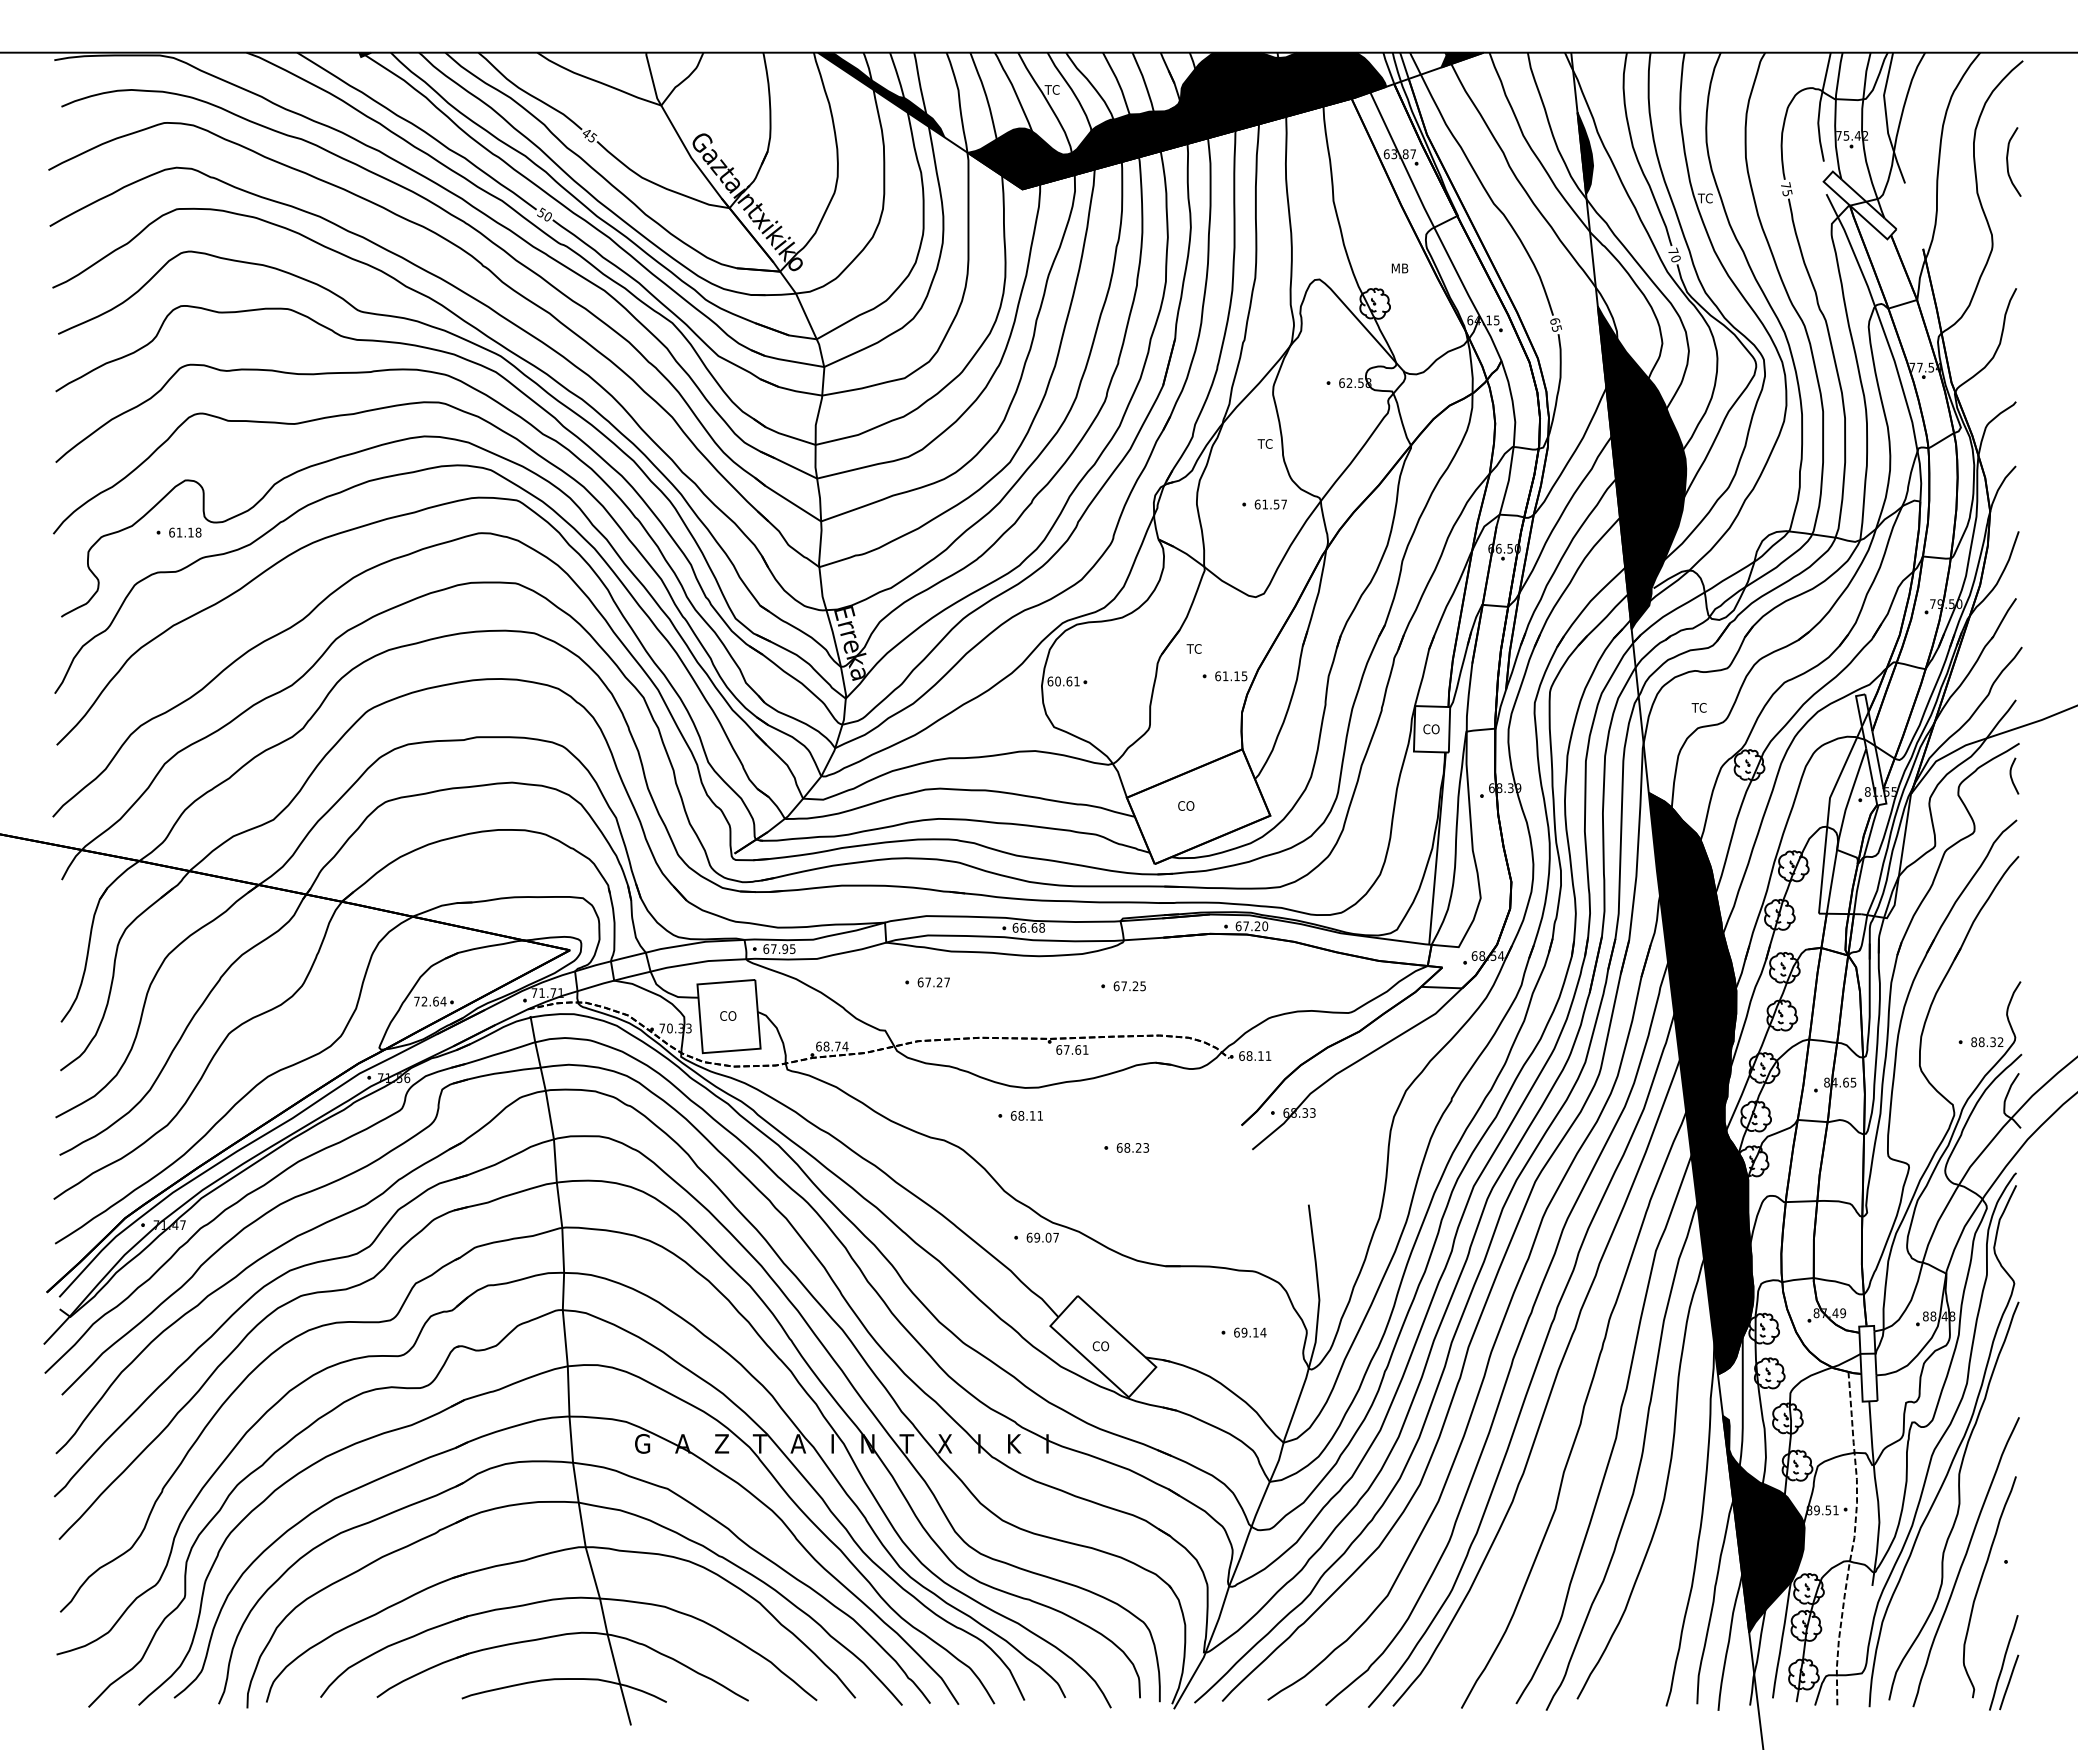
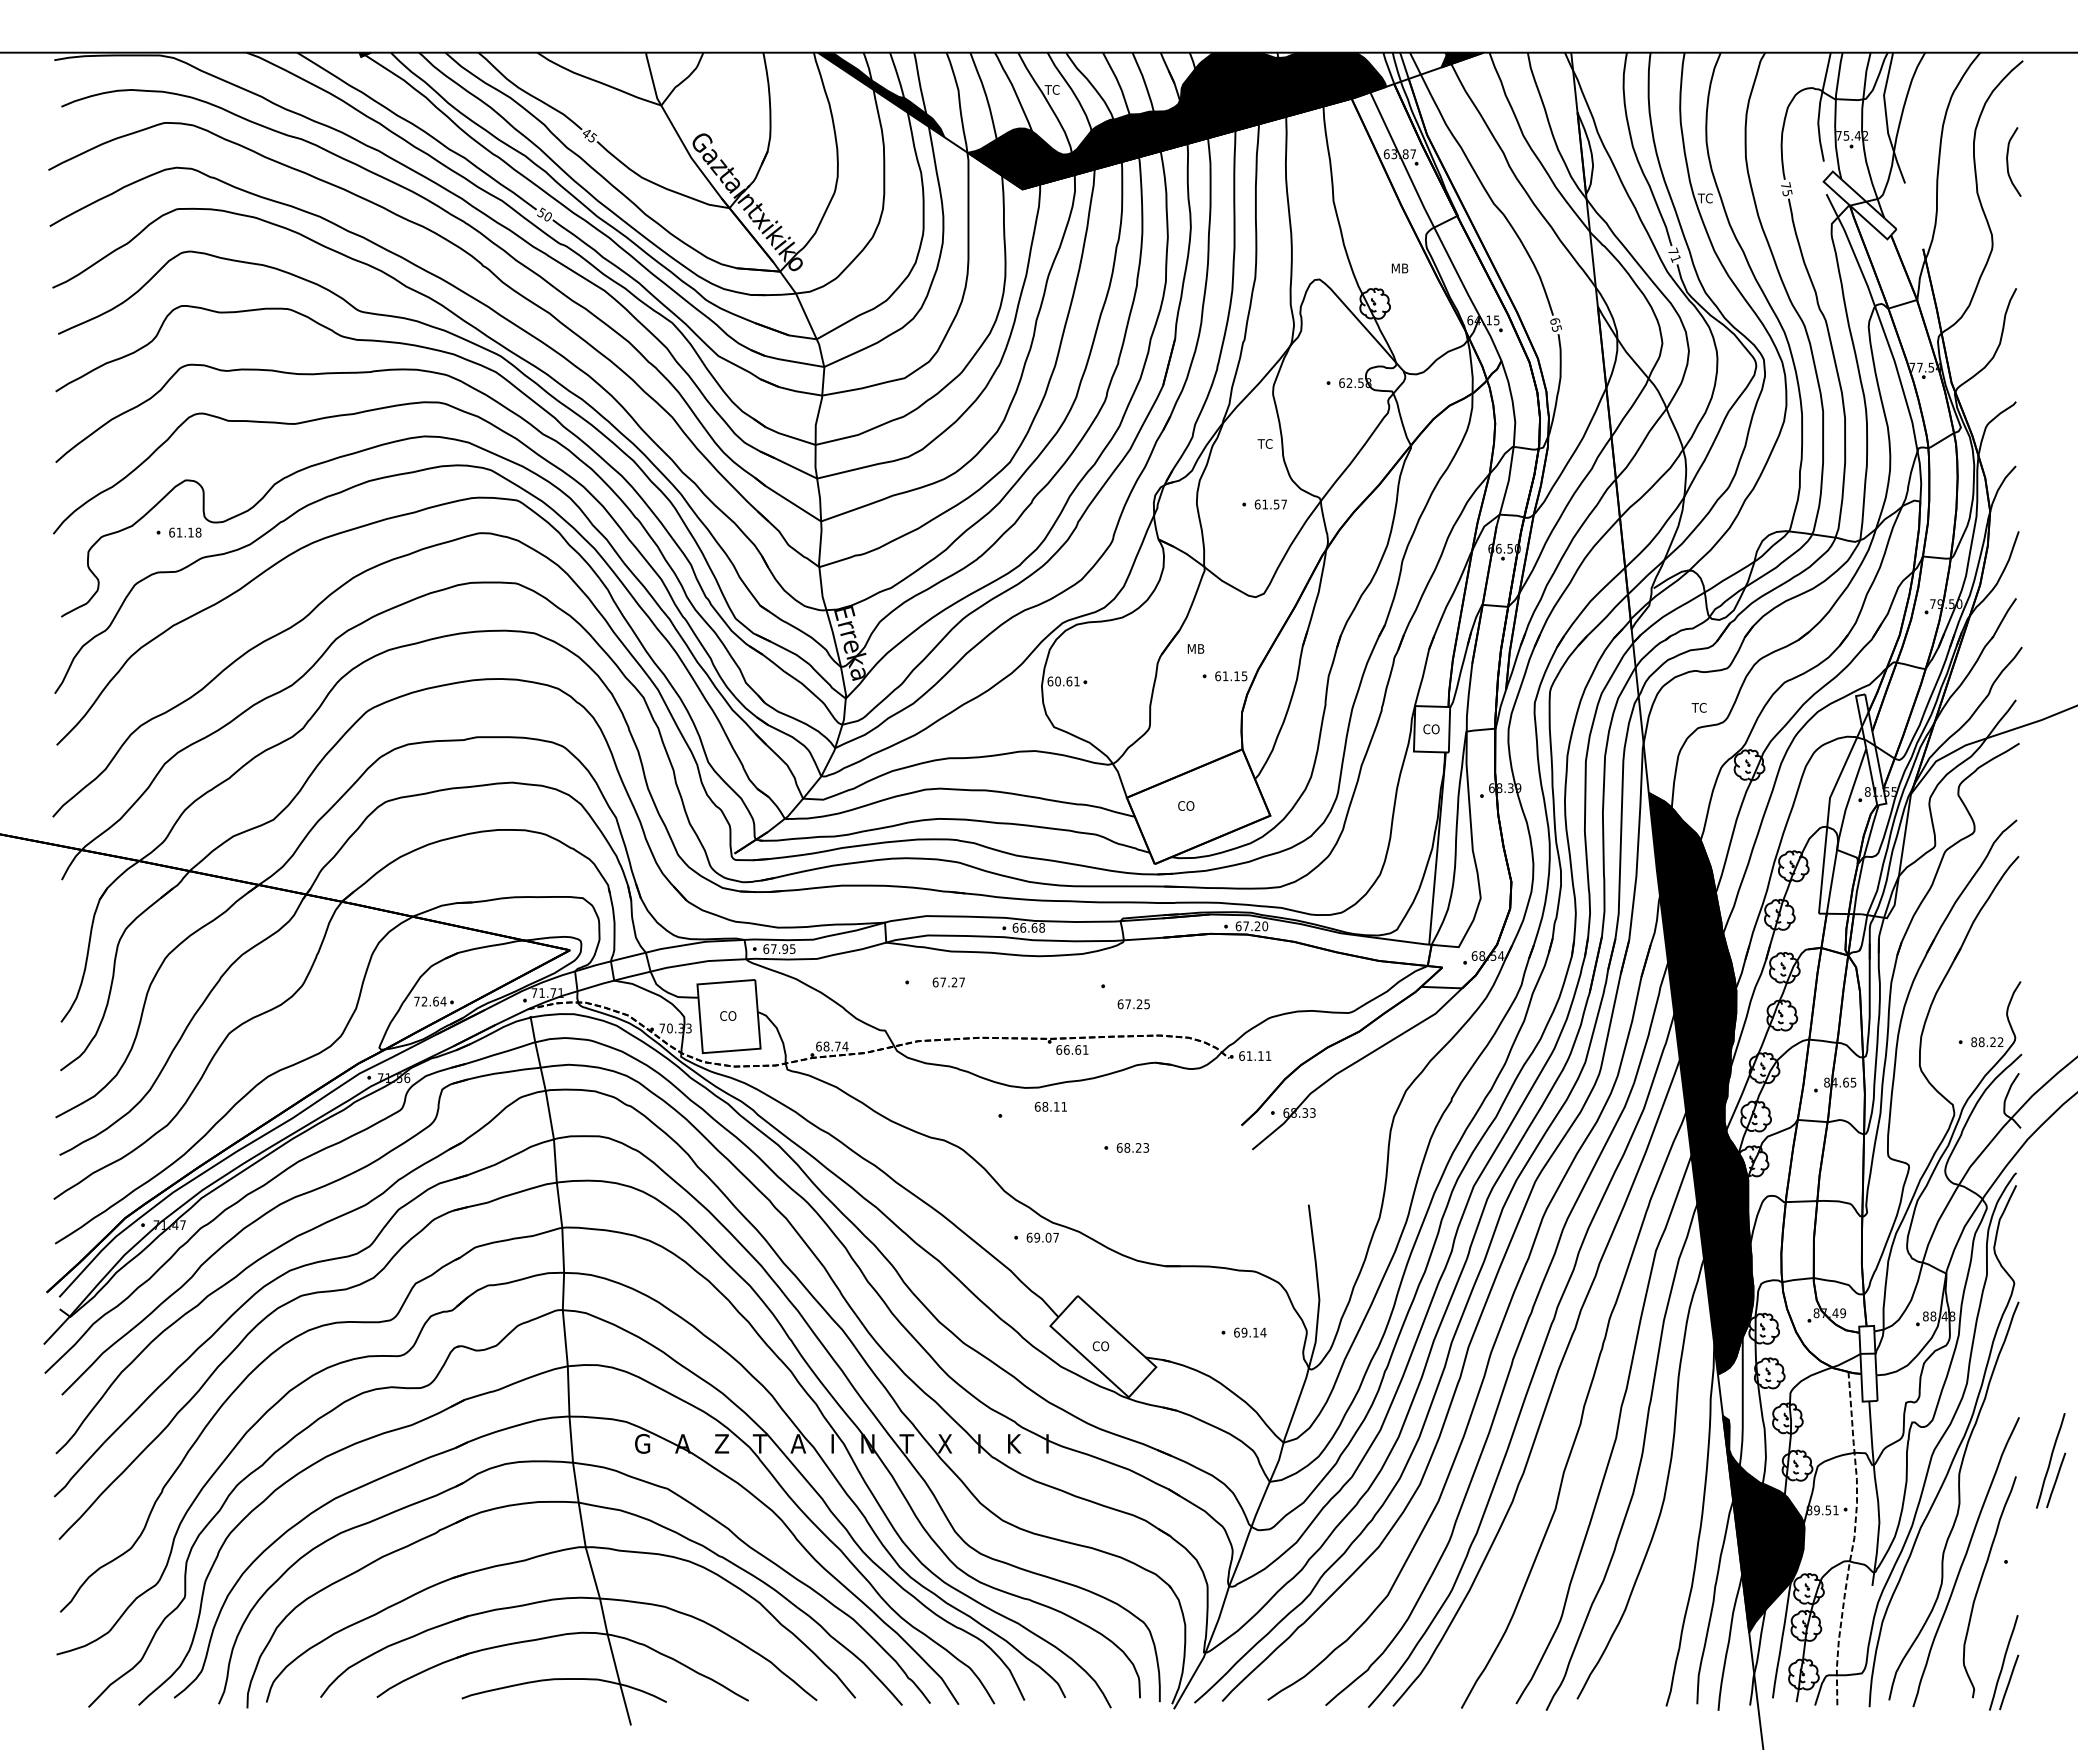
fill: present -> none (1585, 153)
text: 70 -> 71 (1675, 258)
fill: present -> none (1641, 467)
text: TC -> MB (1195, 648)
curve: present -> none (2012, 777)
text position: (933, 982) -> (948, 982) (948, 982)
text position: (1129, 986) -> (1133, 1004) (1133, 1004)
text: 88.32 -> 88.22 (1992, 1042)
text: 67.61 -> 66.61 (1066, 1049)
text: 68.11 -> 61.11 (1249, 1055)
text position: (1026, 1115) -> (1050, 1106) (1050, 1106)
part: none -> present (2051, 1460)
